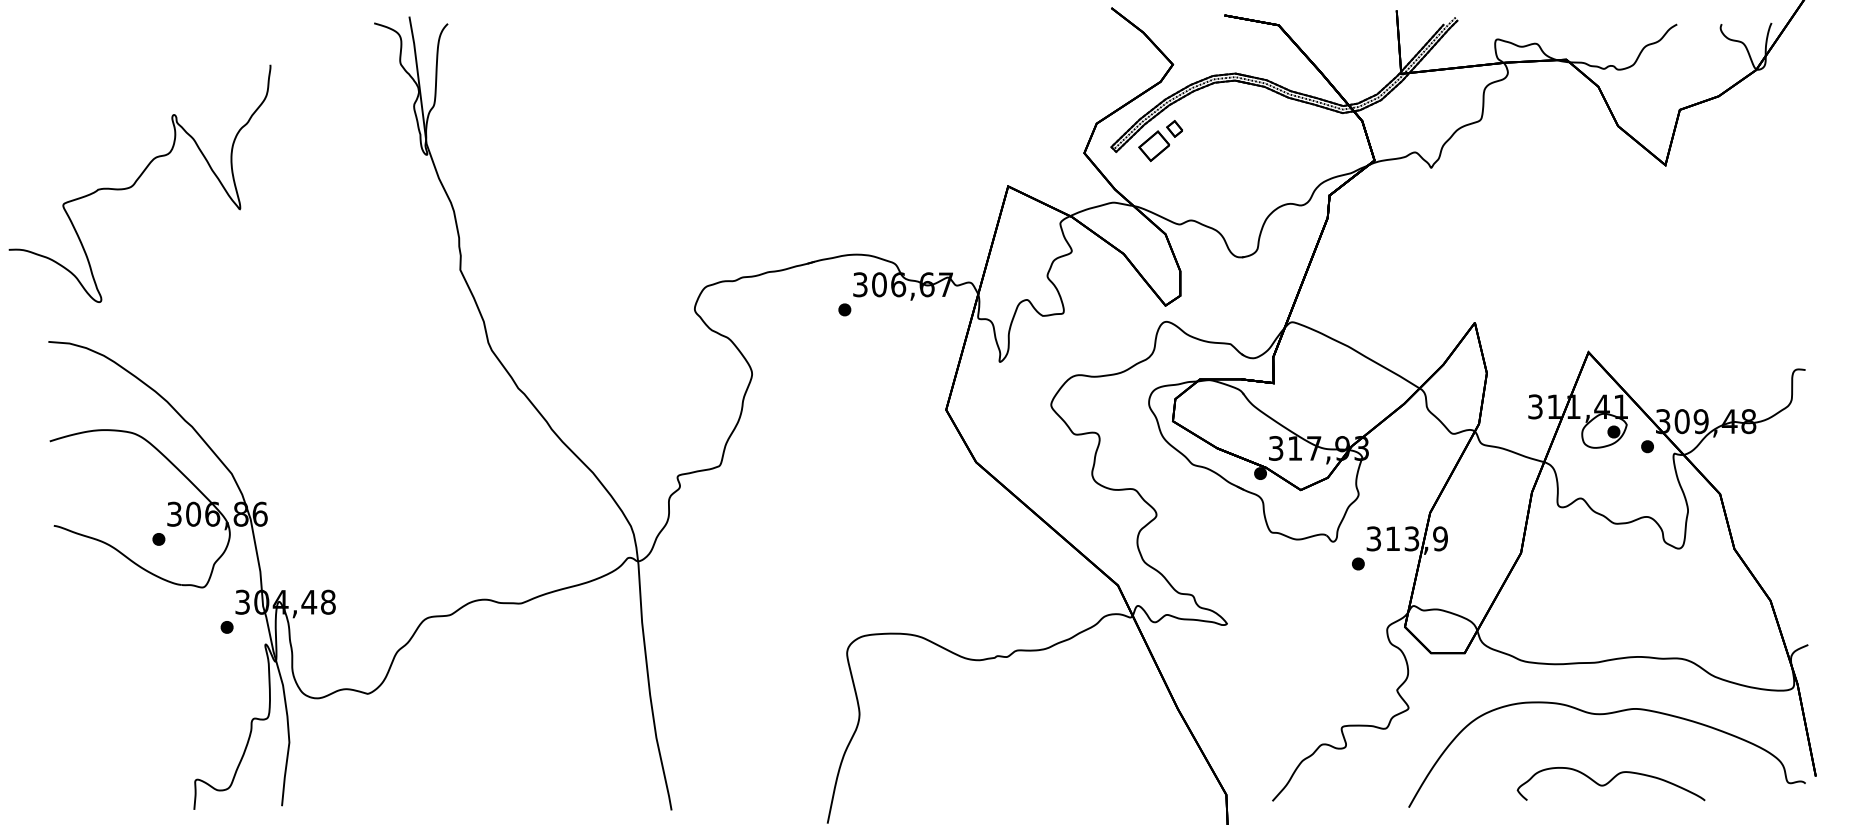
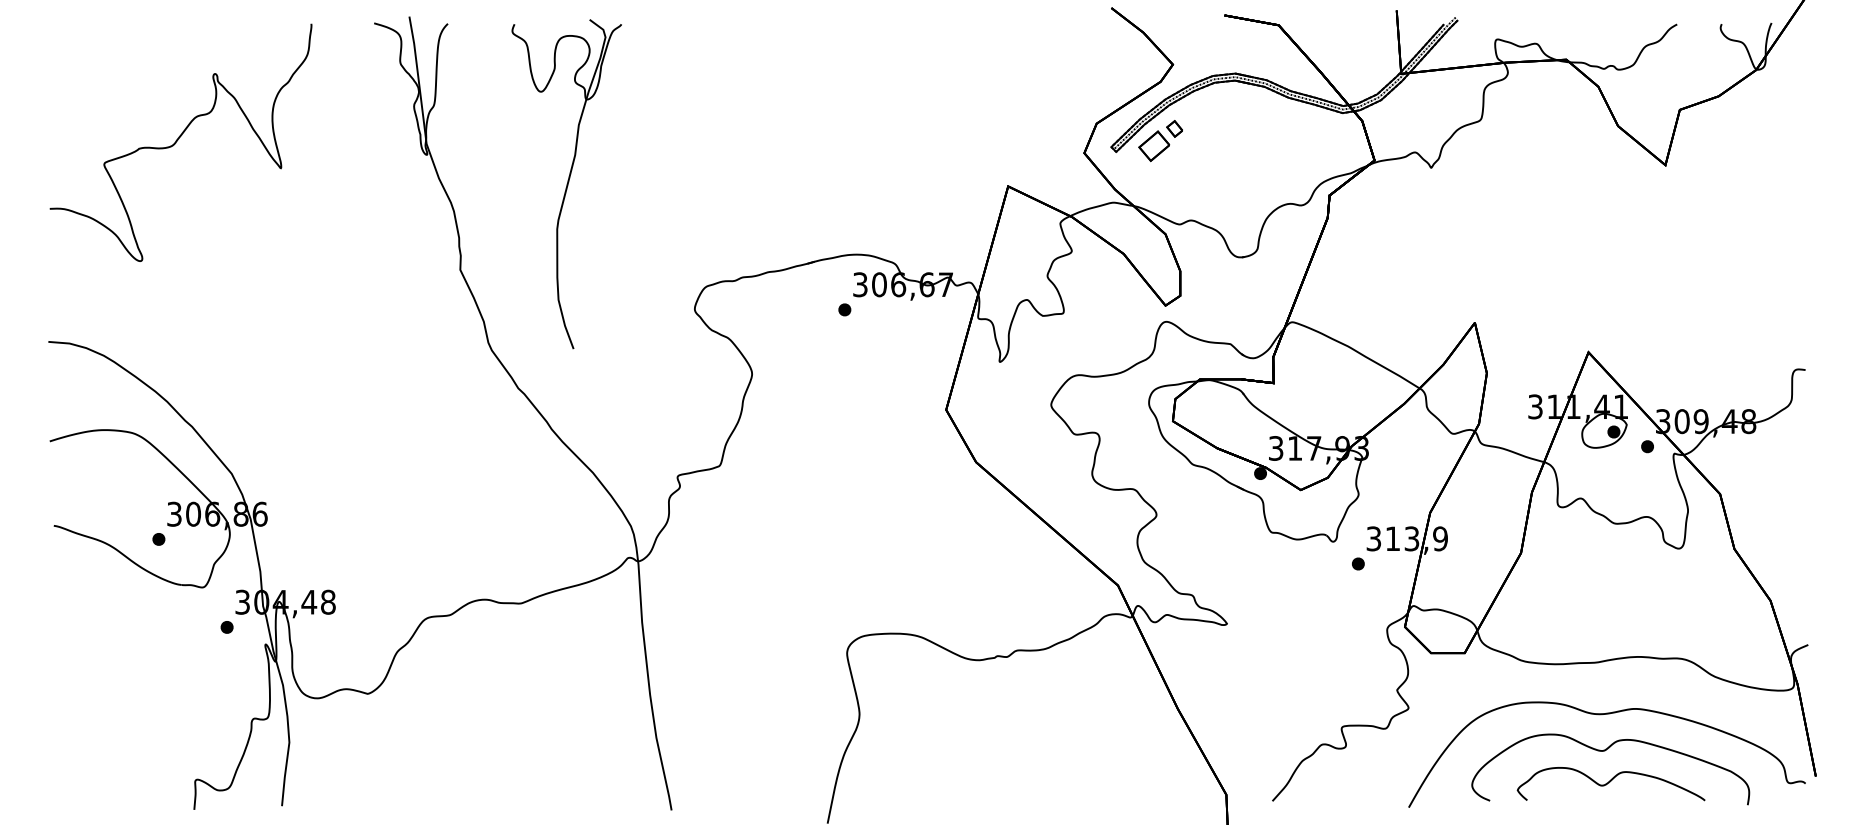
curve position: (137, 181) -> (178, 140) (178, 140)
part: none -> present (566, 184)
curve: none -> present (1605, 751)
